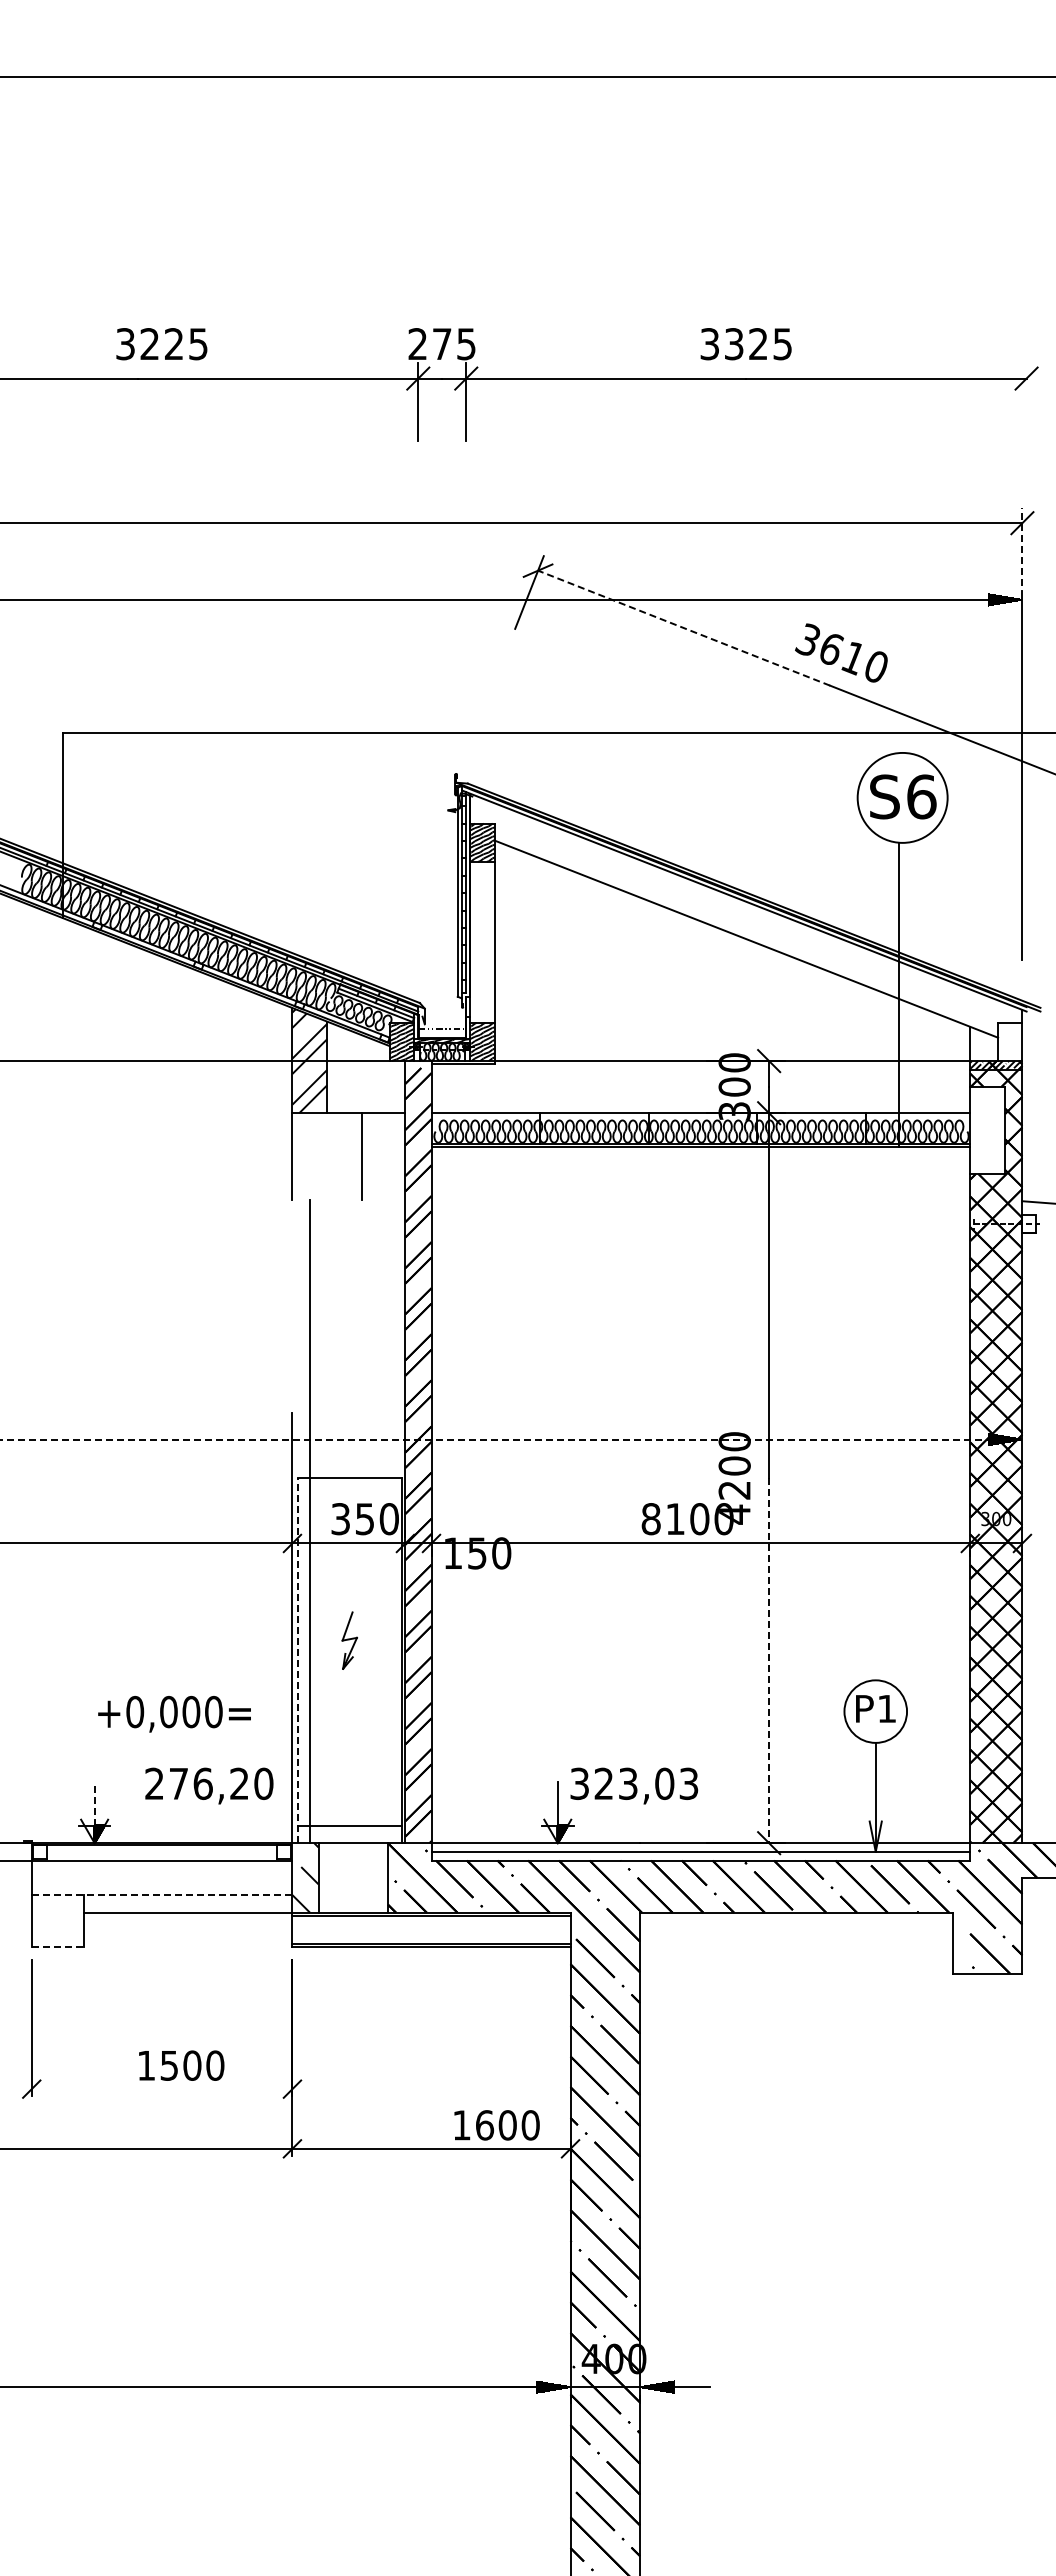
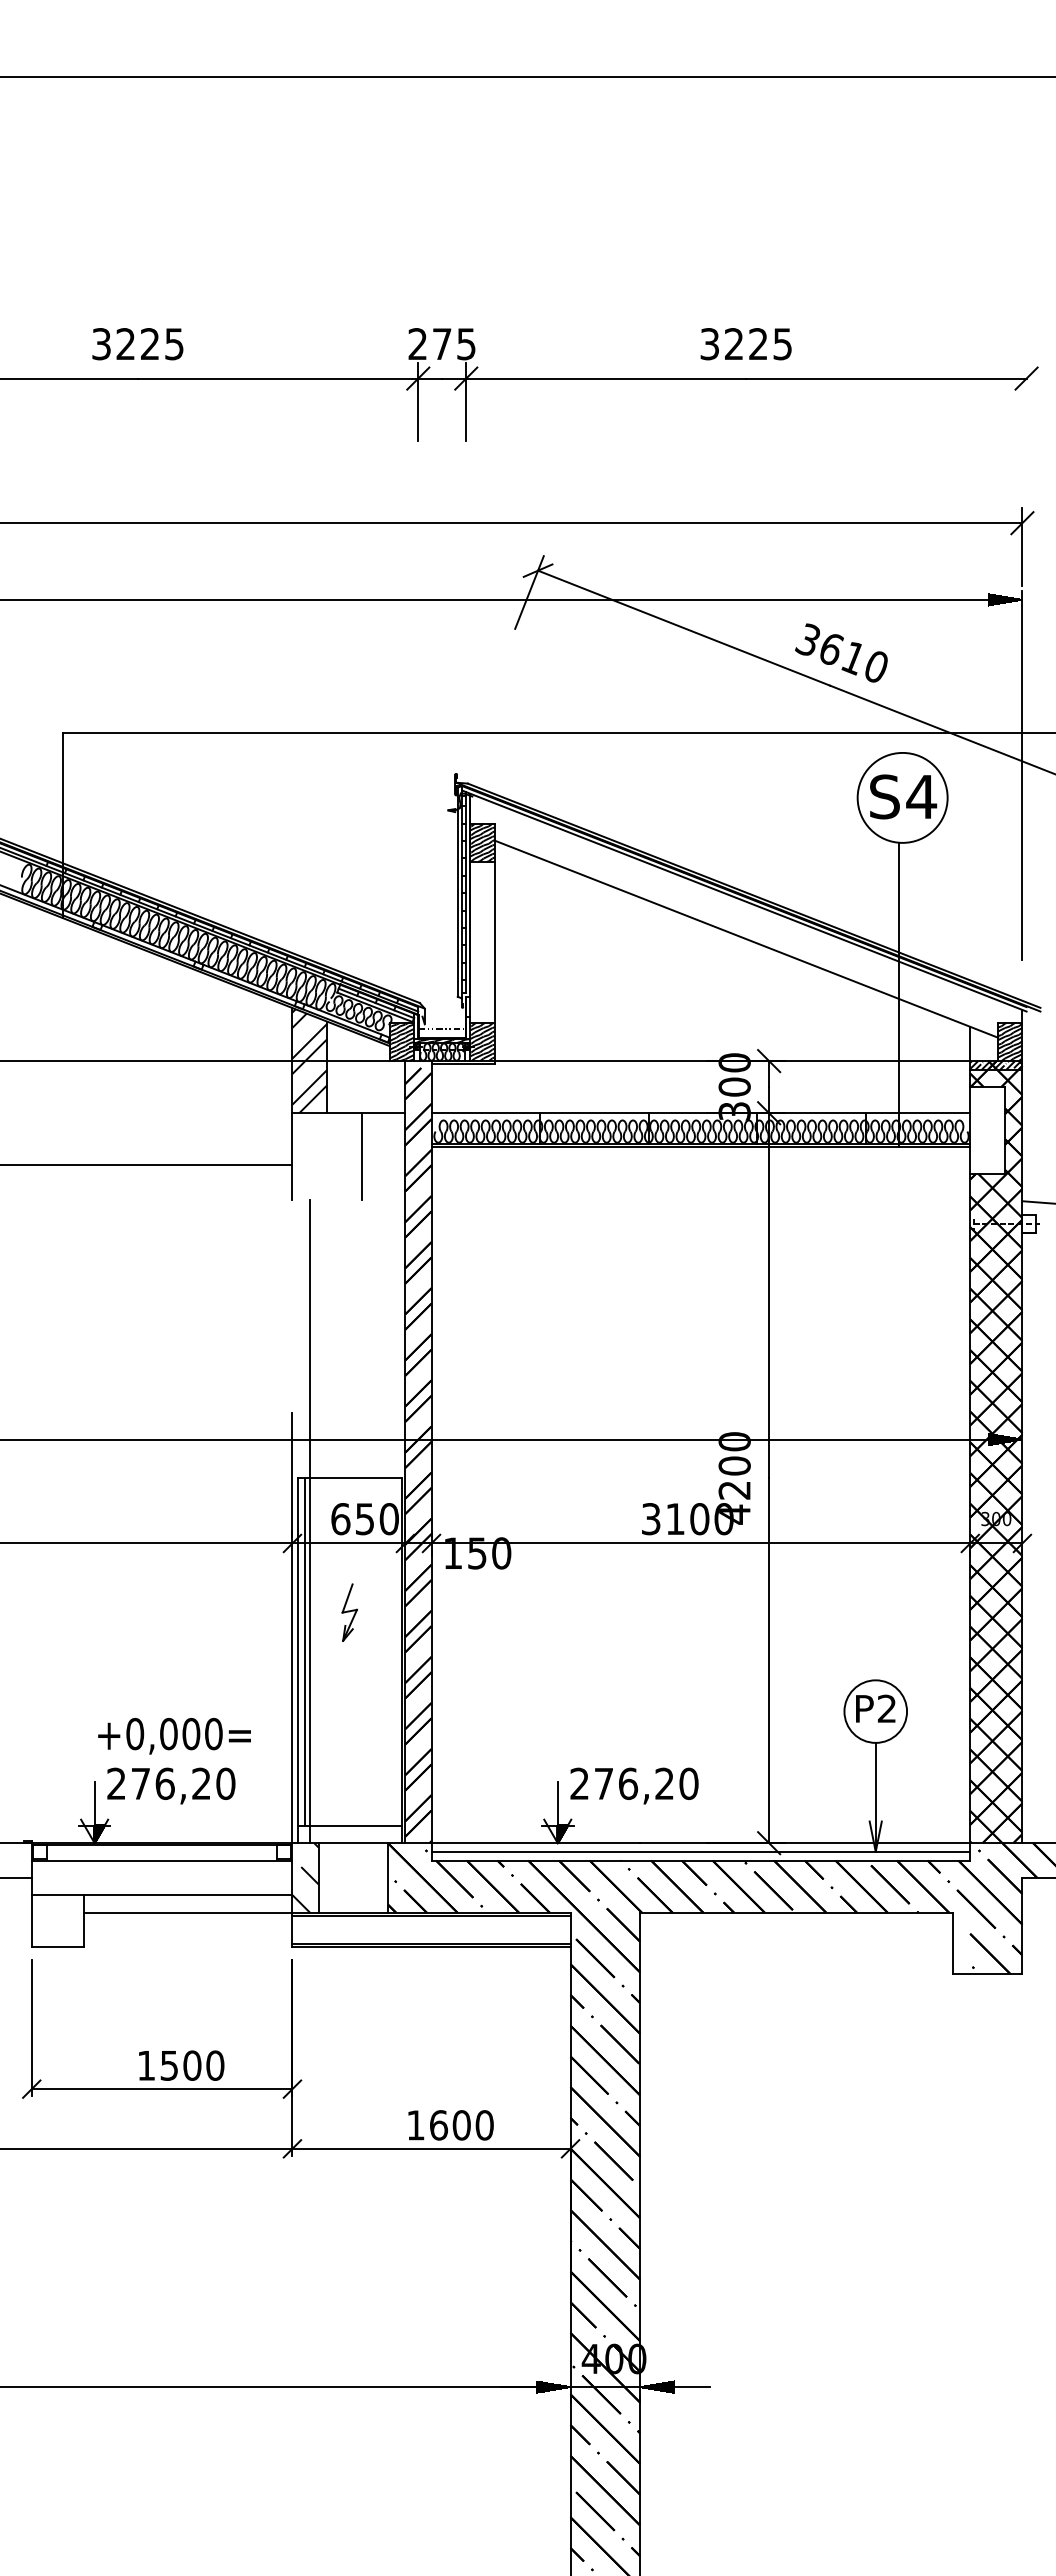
text position: (161, 344) -> (137, 344) (137, 344)
text: 3325 -> 3225 (734, 344)
line: dashed -> solid (1022, 546)
line: dashed -> solid (684, 628)
text: S6 -> S4 (921, 796)
hatch: none -> present (1010, 1041)
line: none -> present (147, 1165)
line: dashed -> solid (494, 1439)
text: 350 -> 650 (340, 1519)
text: 8100 -> 3100 (650, 1519)
part position: (349, 1640) -> (349, 1612) (349, 1612)
line: none -> present (304, 1651)
line: dashed -> solid (297, 1660)
line: dashed -> solid (769, 1661)
text: P1 -> P2 (886, 1708)
text position: (174, 1714) -> (174, 1736) (174, 1736)
text: 323,03 -> 276,20 (634, 1783)
text position: (209, 1785) -> (171, 1785) (171, 1785)
line: dashed -> solid (94, 1803)
line position: (16, 1860) -> (16, 1877) (16, 1877)
line: dashed -> solid (162, 1895)
line: dashed -> solid (58, 1947)
line: none -> present (161, 2089)
text position: (496, 2125) -> (450, 2125) (450, 2125)
